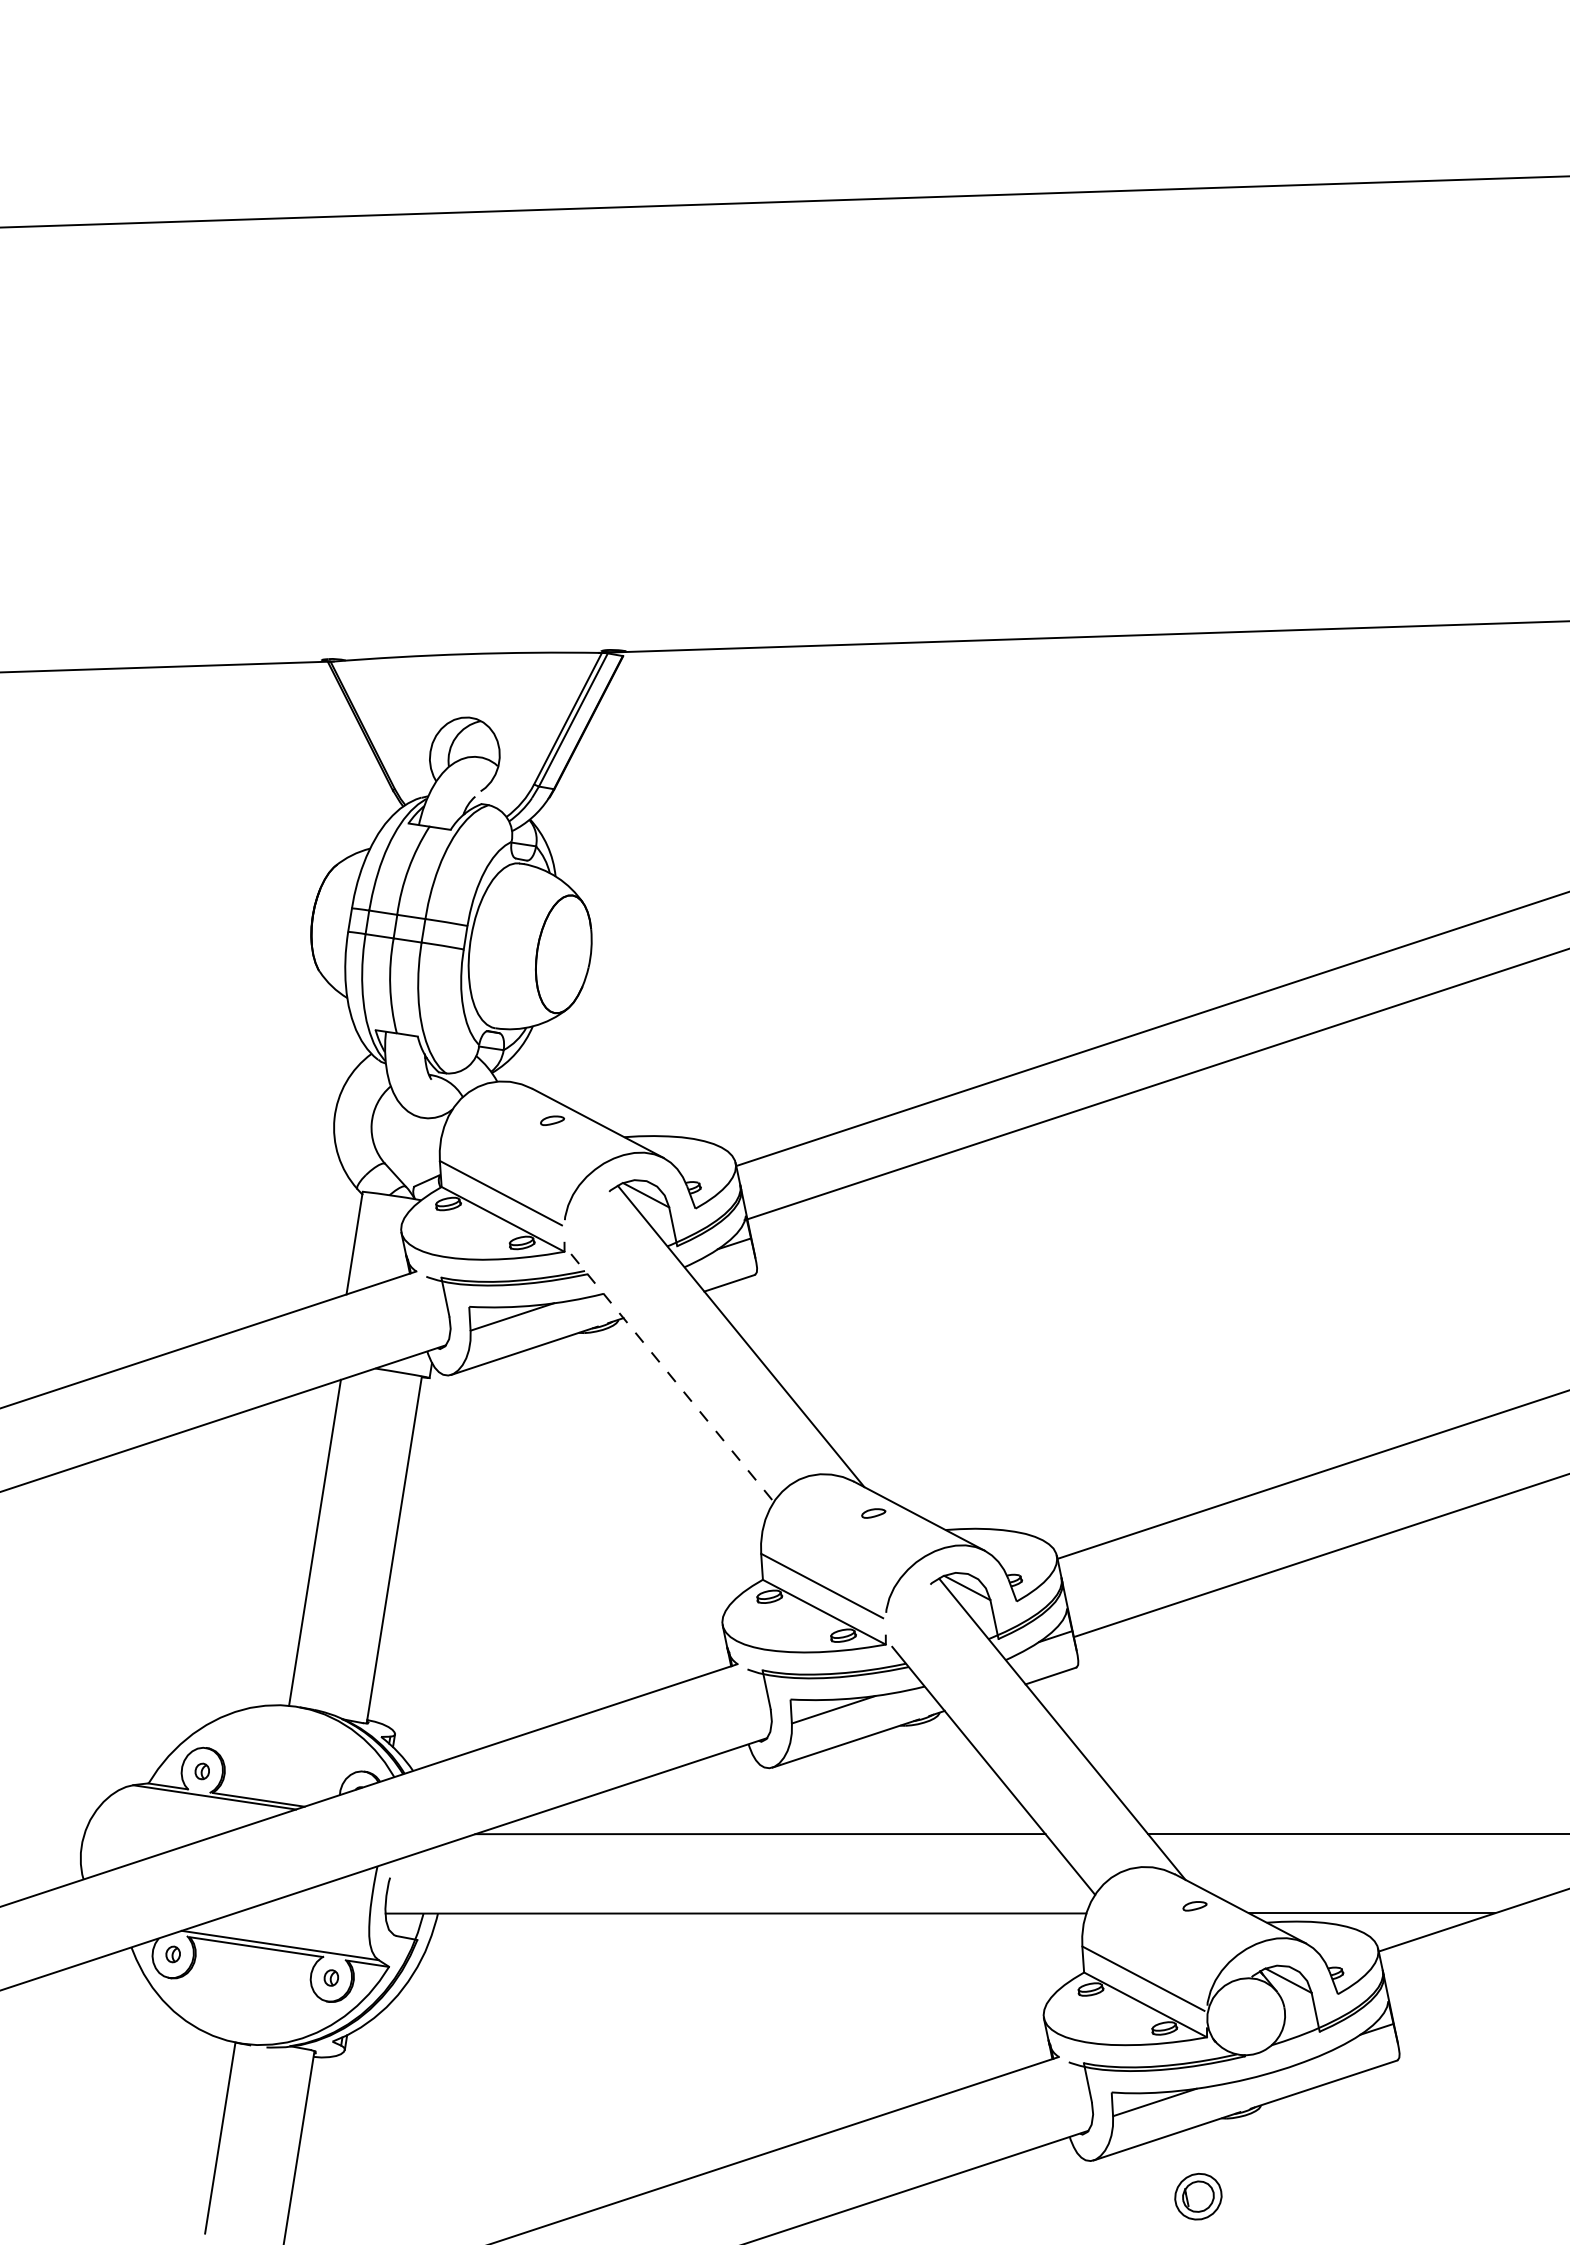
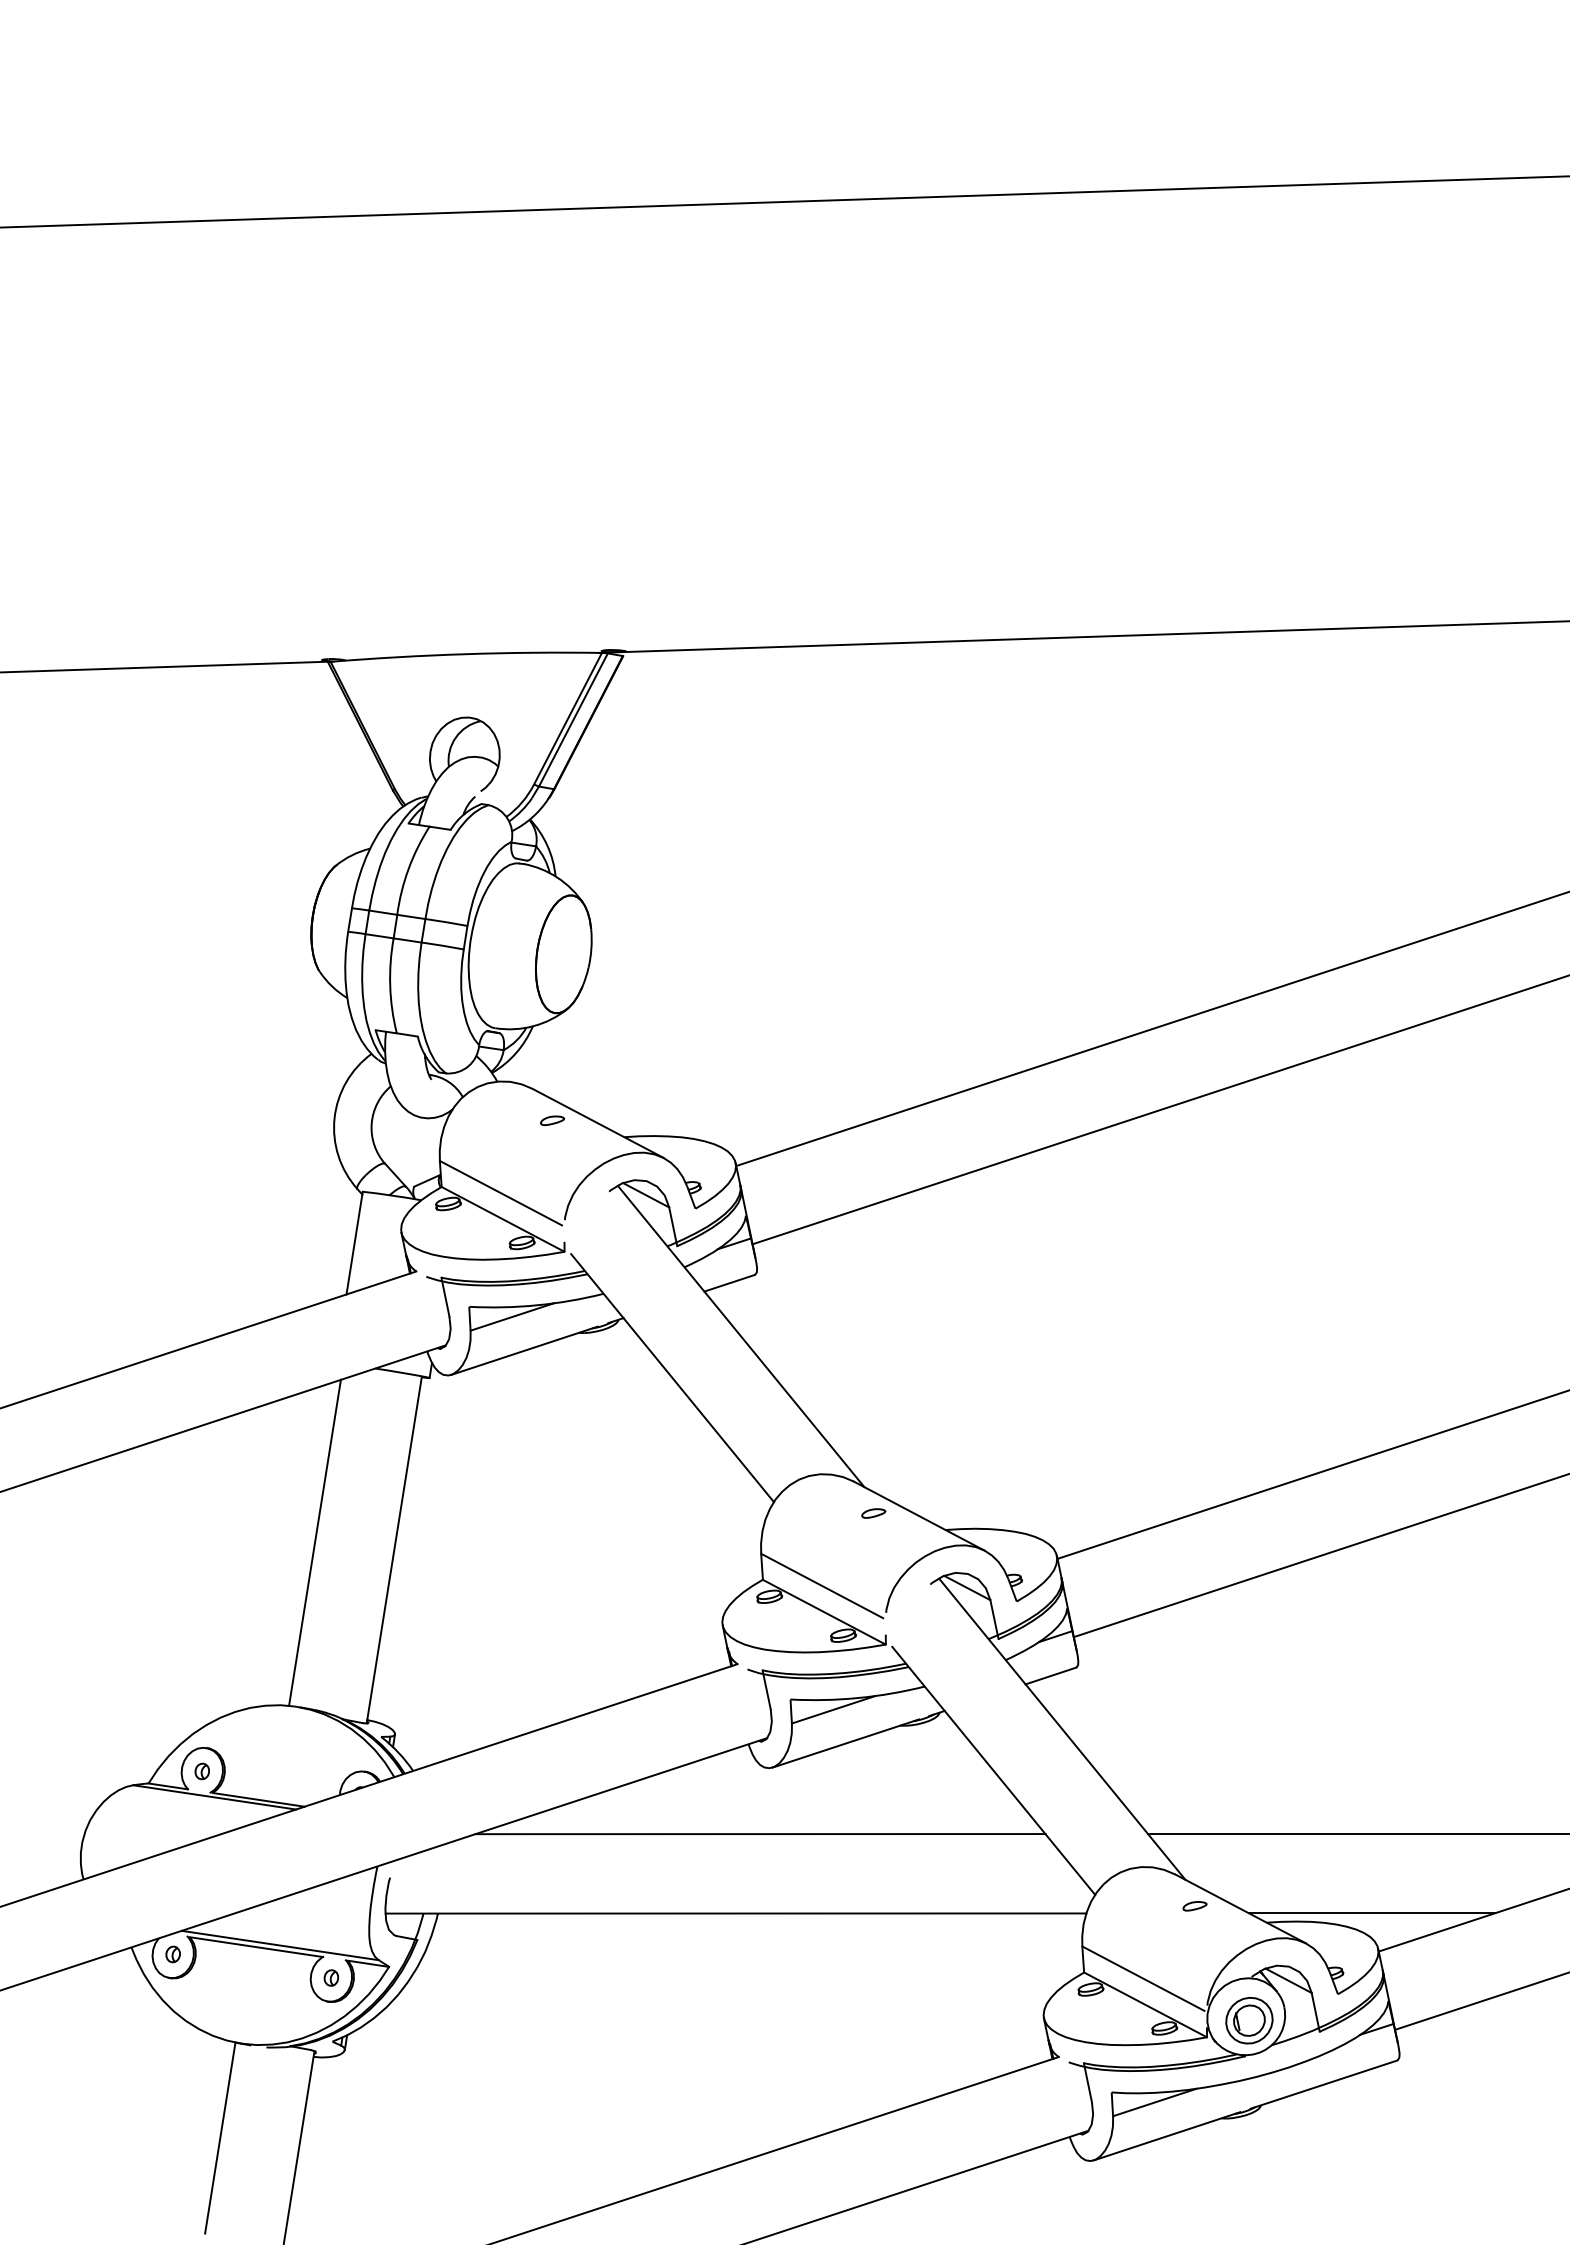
line position: (1155, 1084) -> (1159, 1110) (1159, 1110)
line: dashed -> solid (672, 1378)
line: none -> present (1480, 2001)
part position: (1198, 2196) -> (1249, 2020) (1249, 2020)
